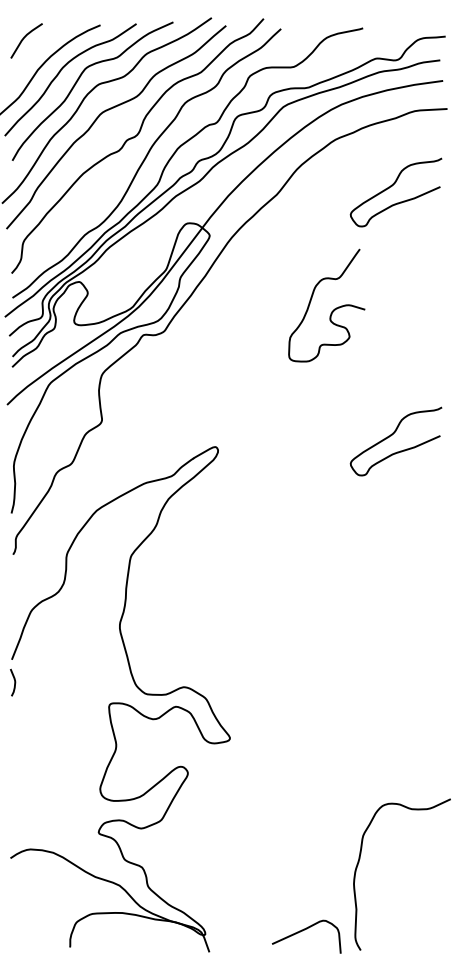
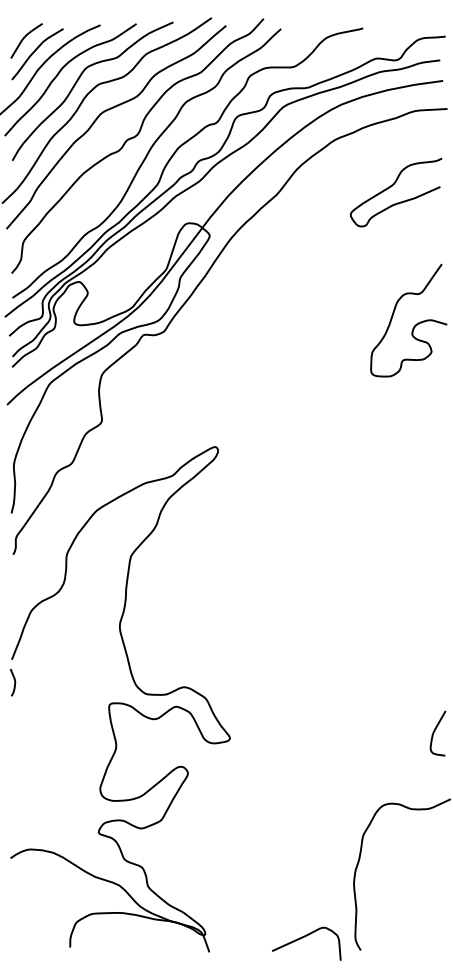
curve: none -> present (35, 51)
curve position: (332, 310) -> (414, 325) (414, 325)
curve: present -> none (391, 436)
curve: none -> present (435, 731)
curve position: (305, 930) -> (305, 937) (305, 937)
